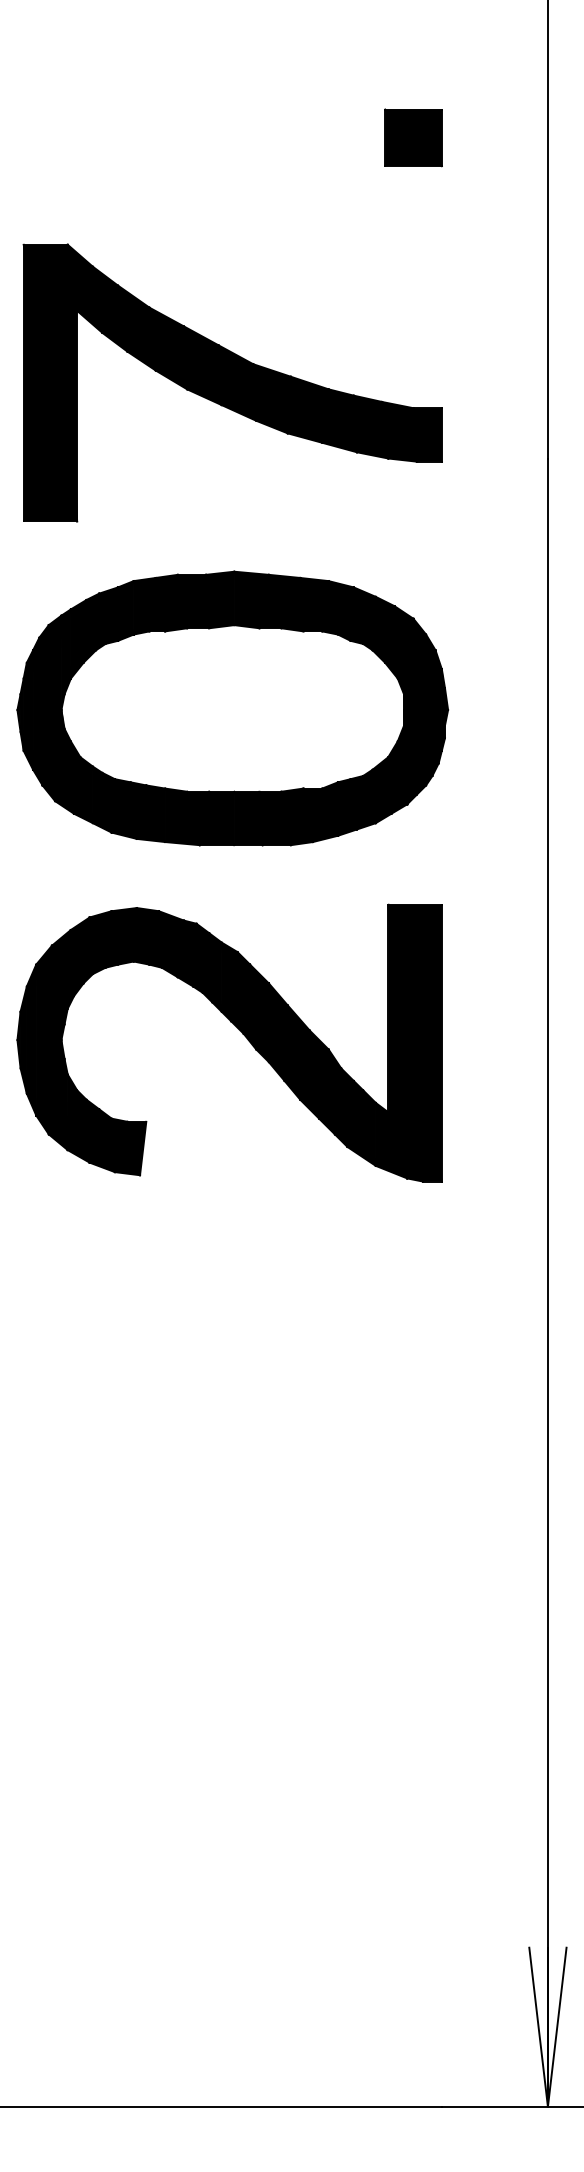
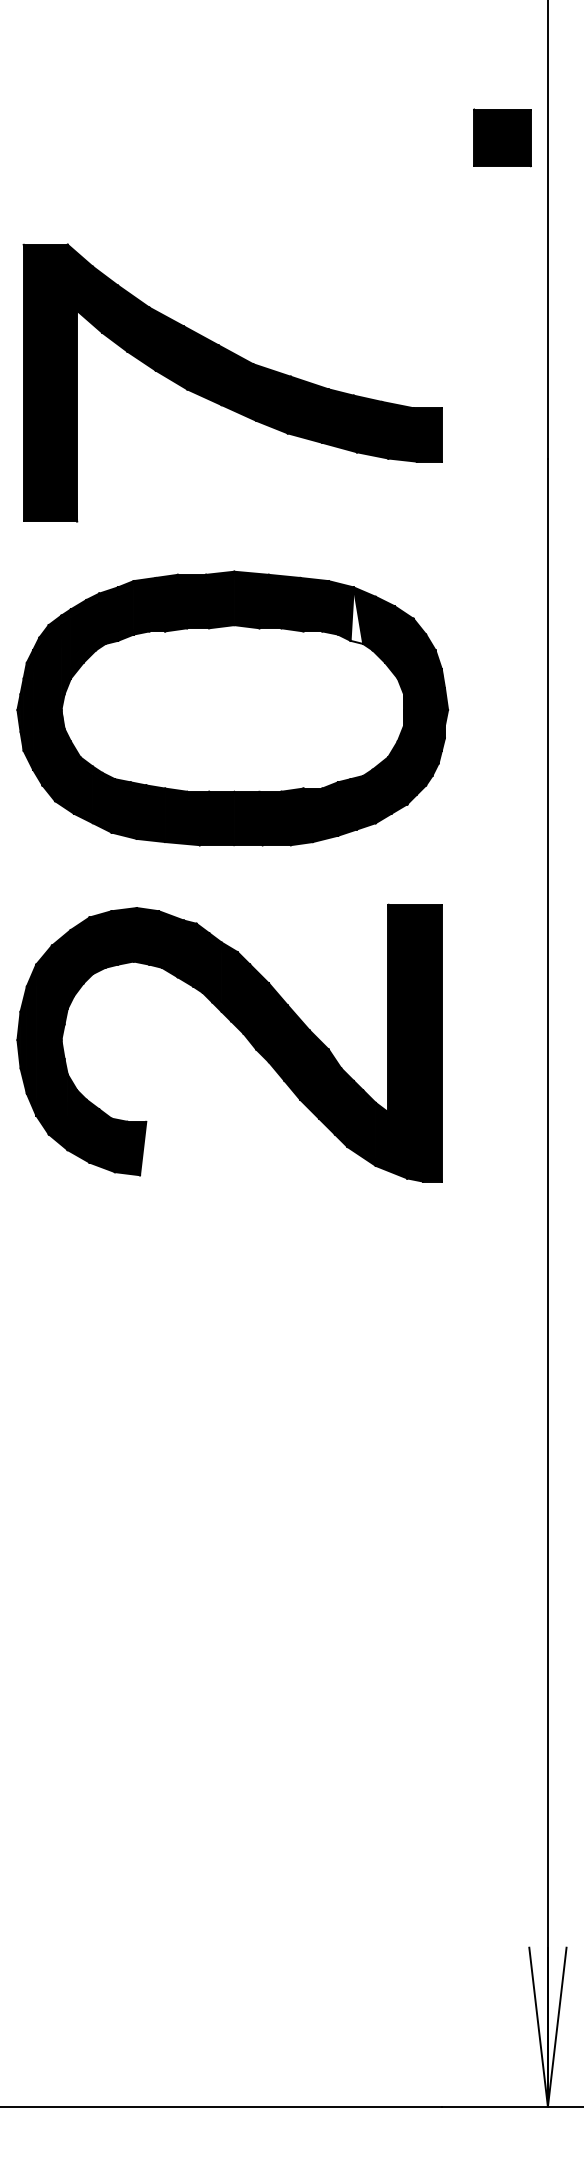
part position: (413, 137) -> (502, 137) (502, 137)
fill: present -> none (356, 615)
